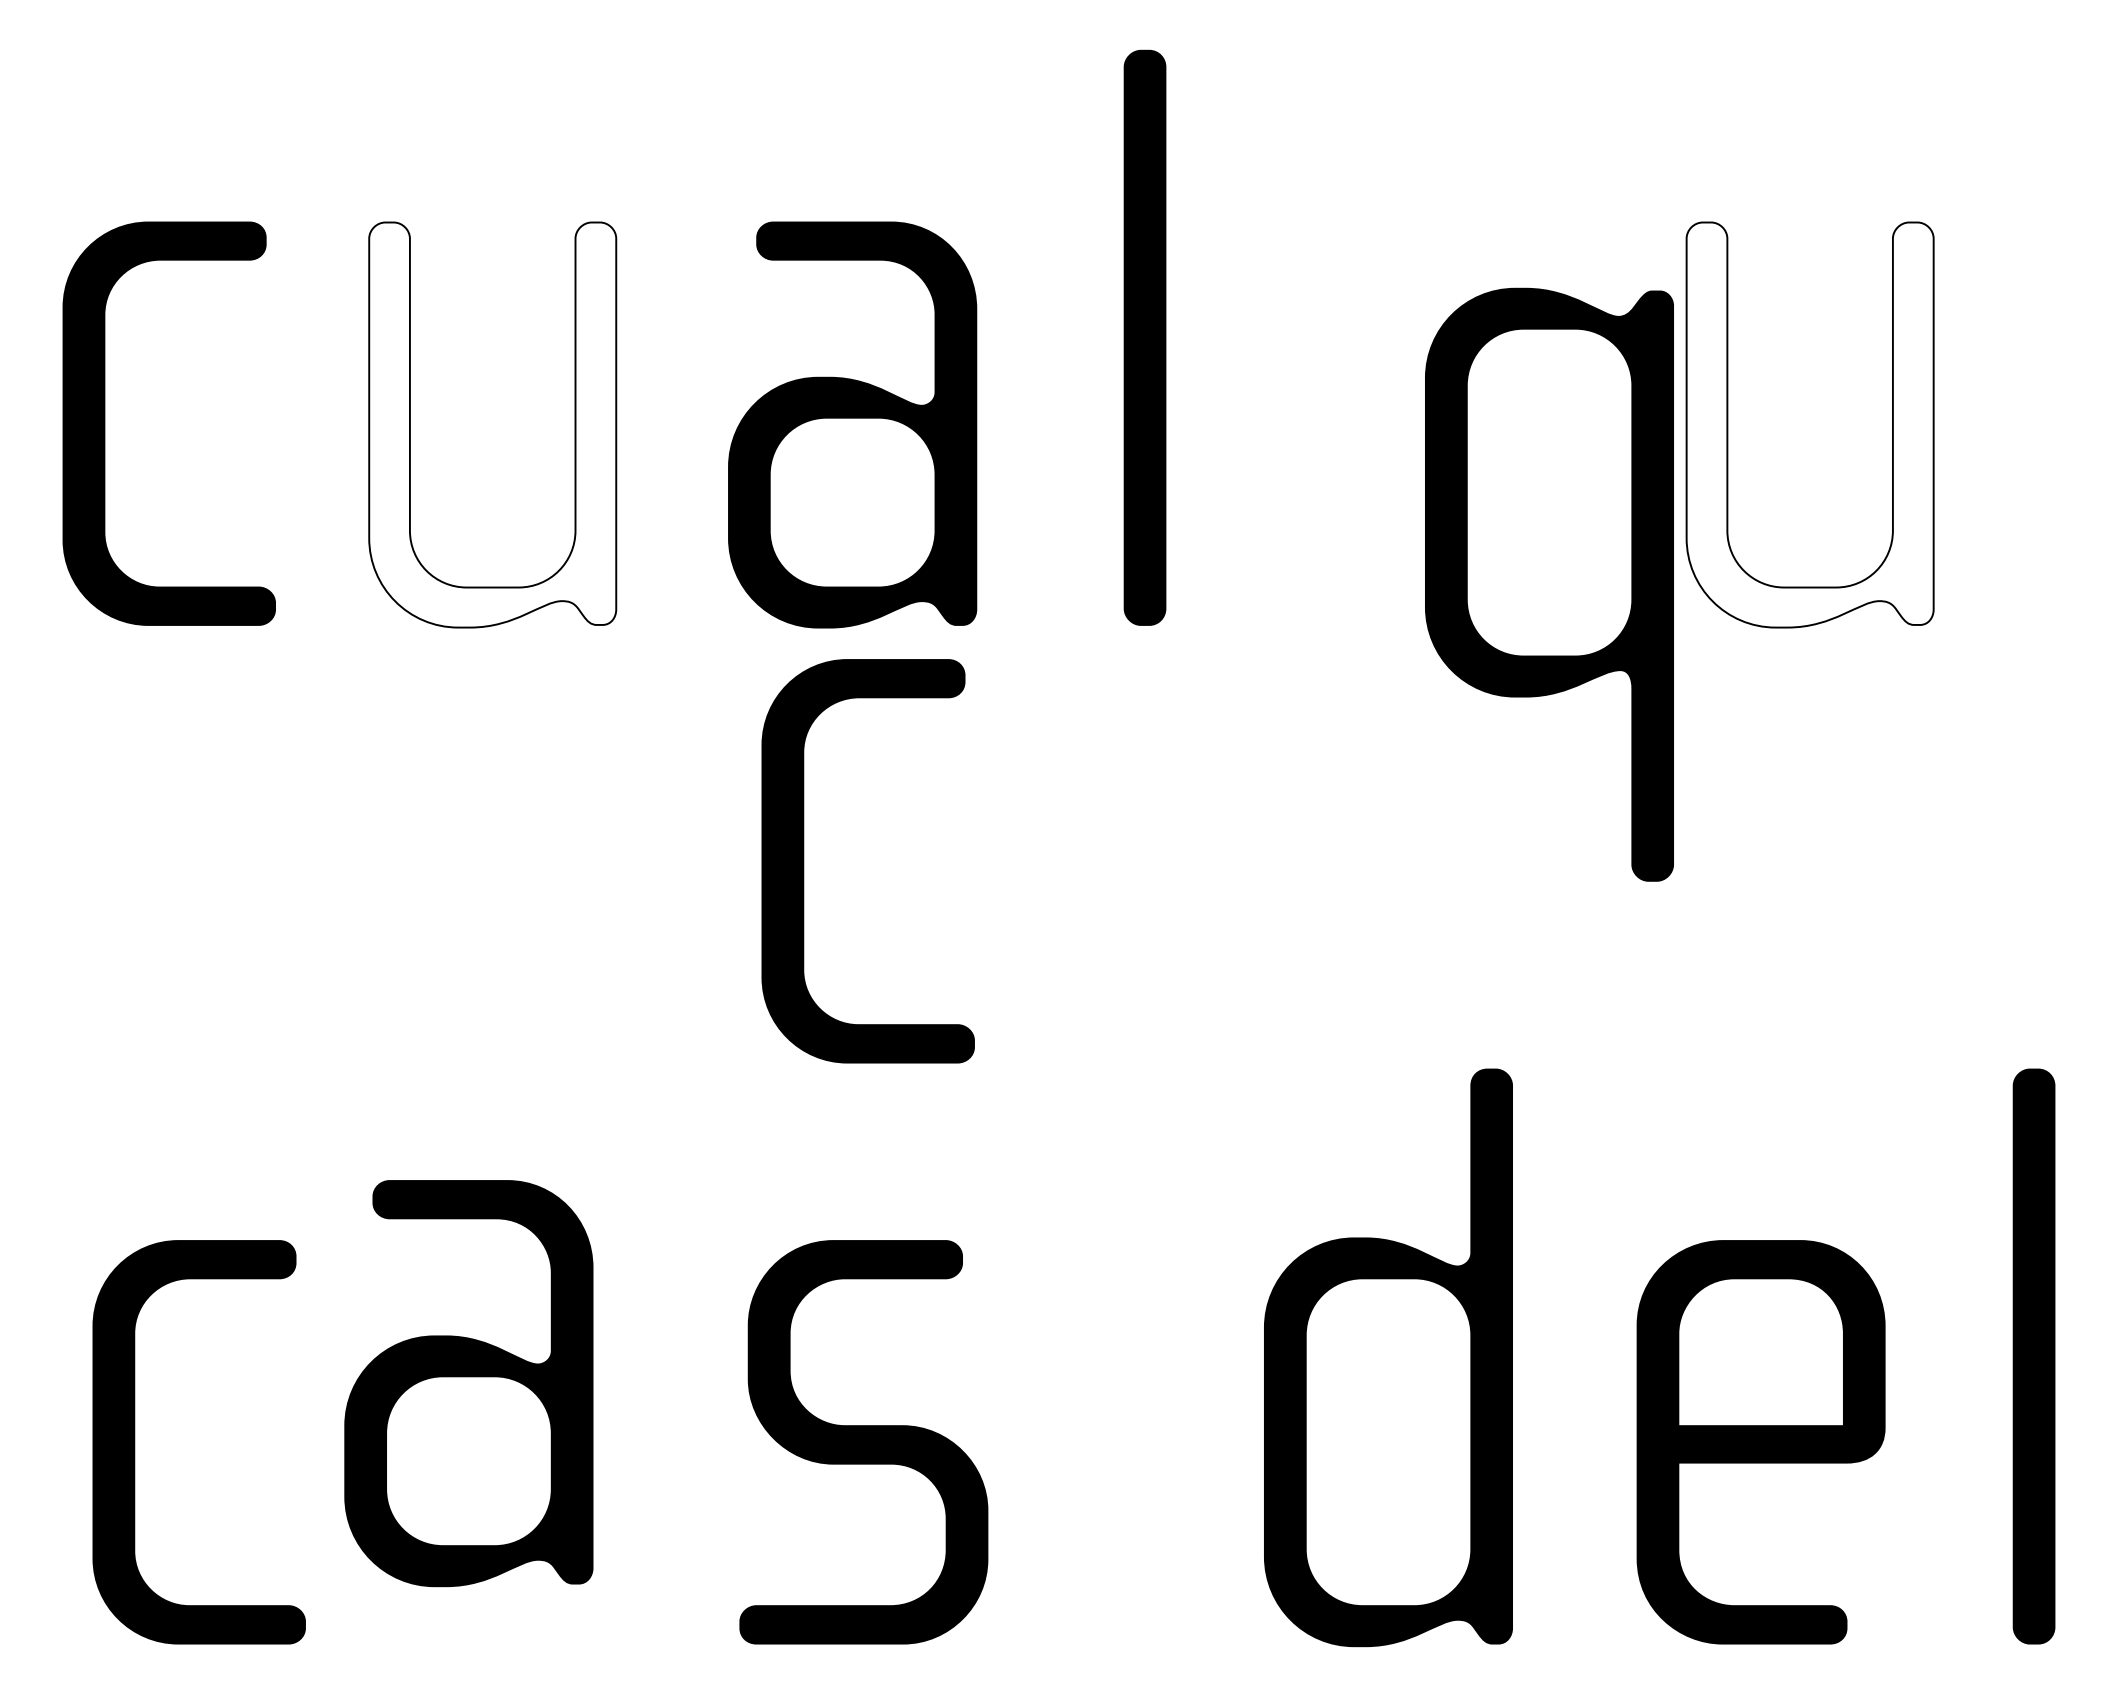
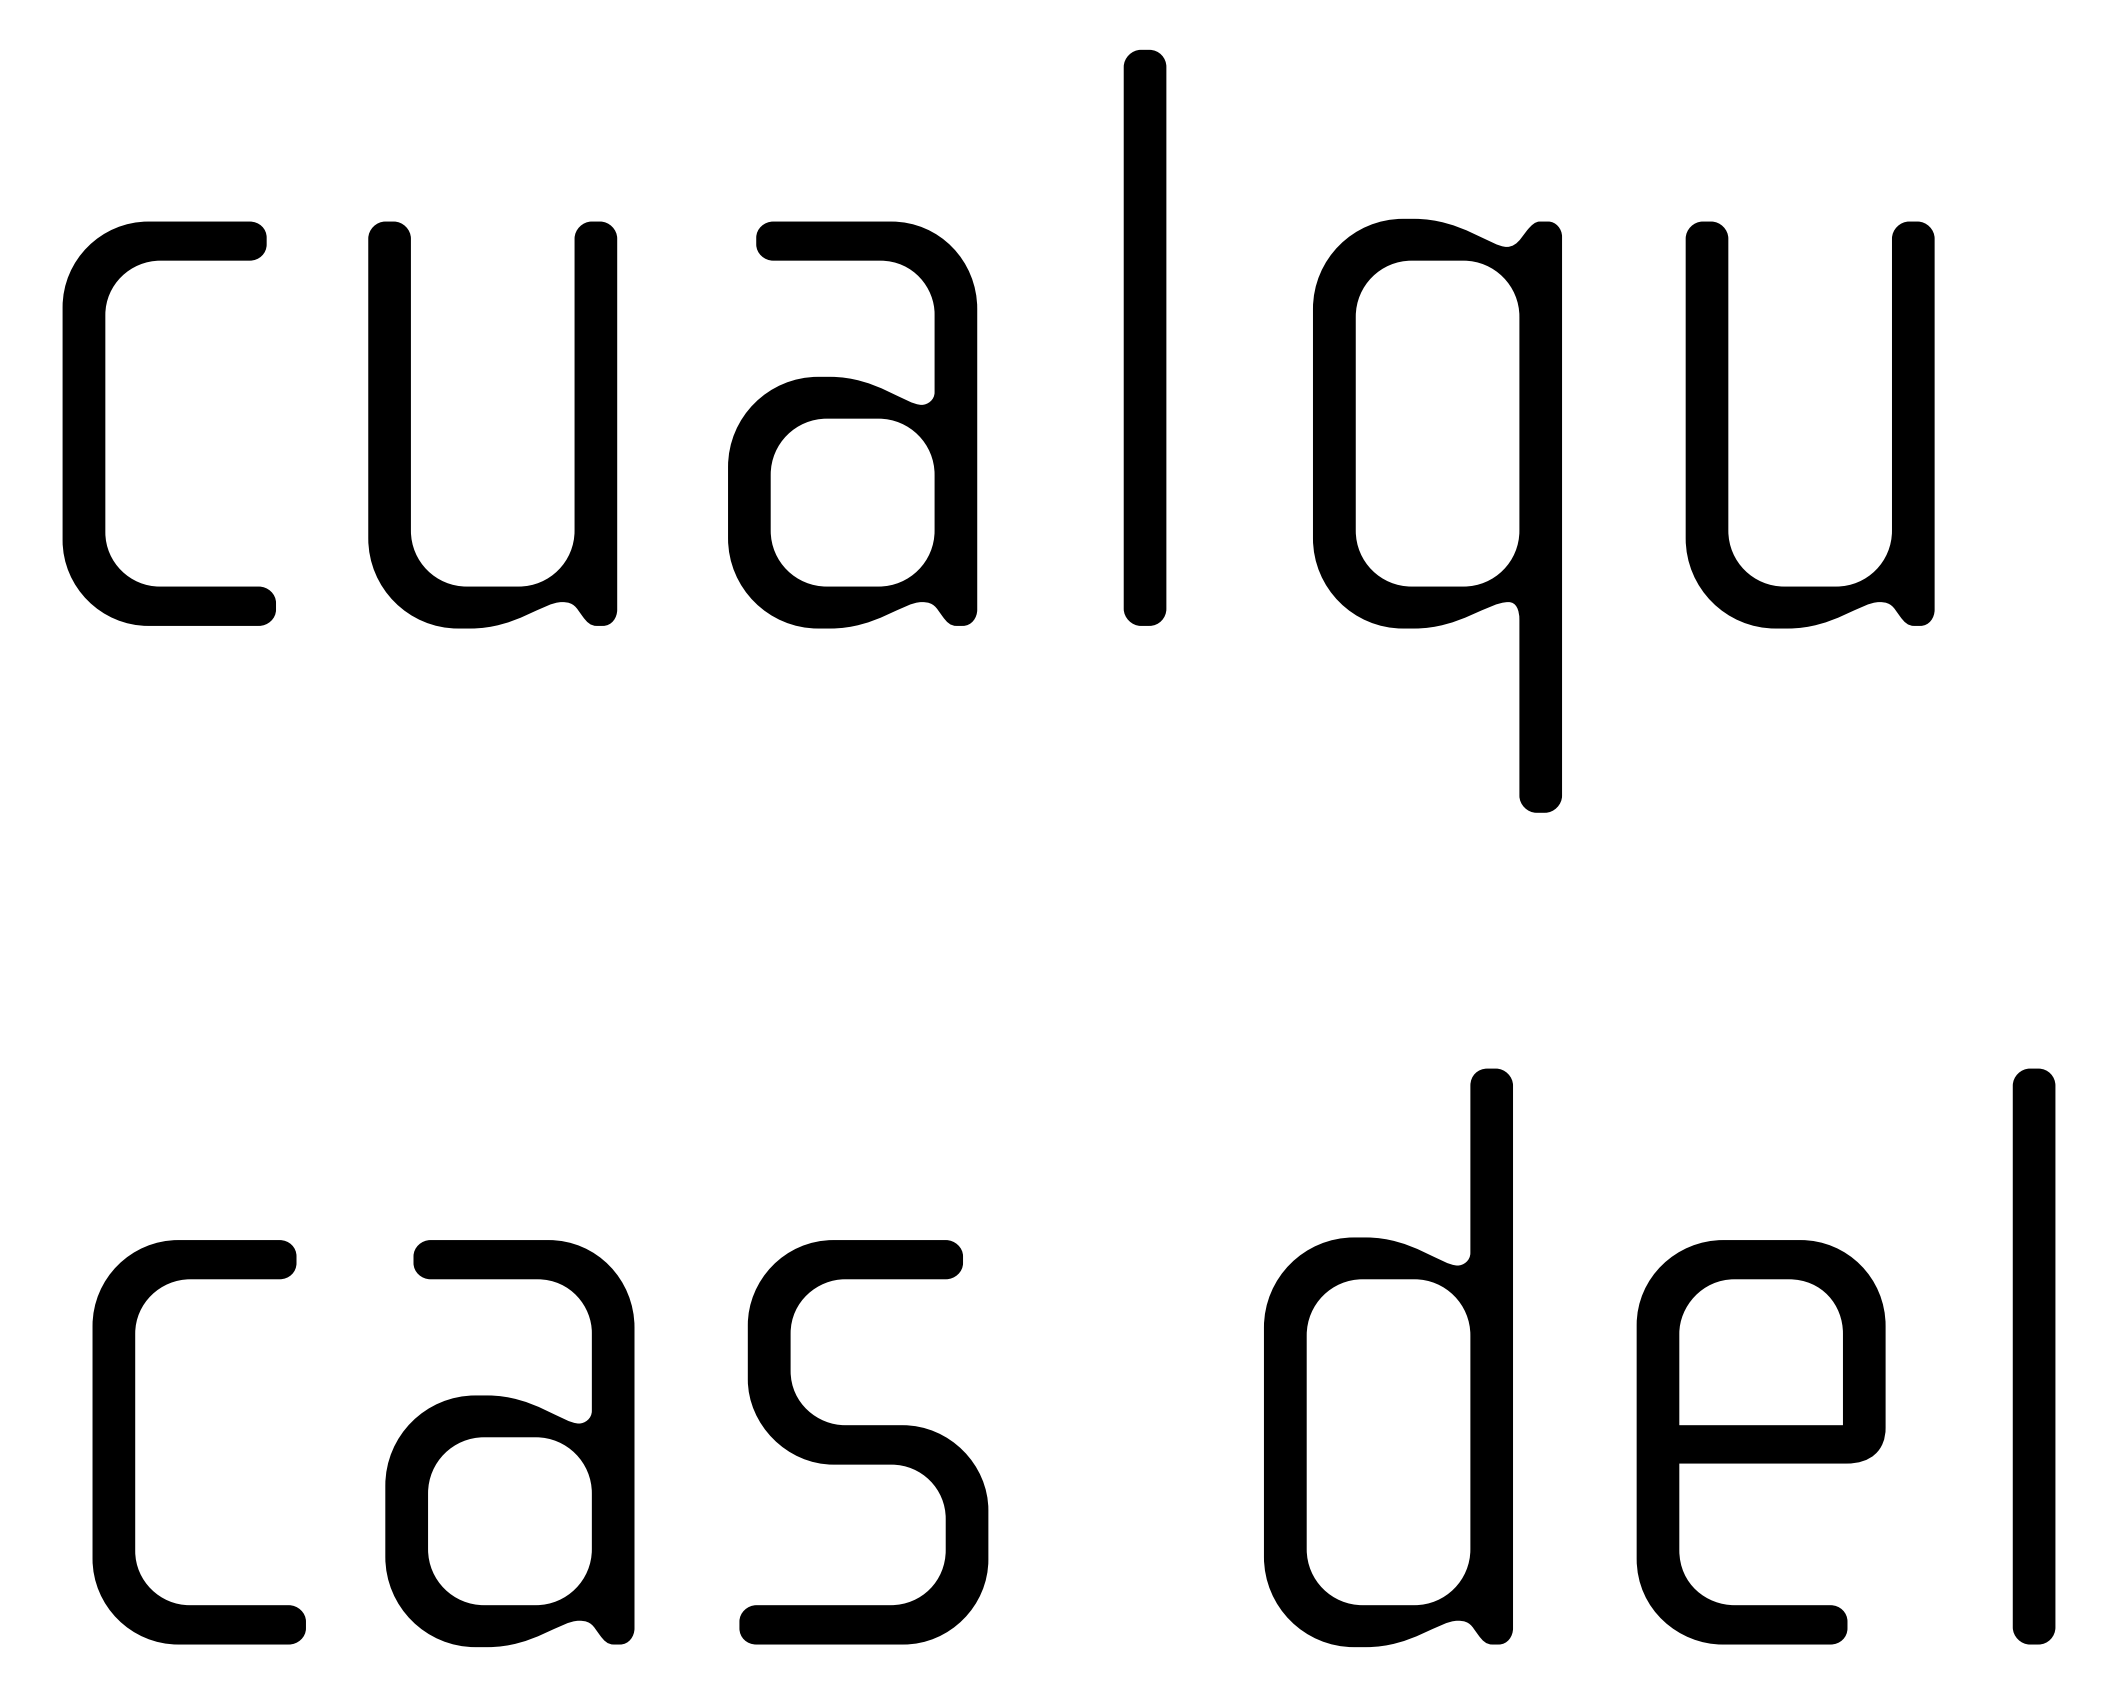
fill: none -> present (492, 424)
fill: none -> present (1809, 424)
part position: (1549, 584) -> (1437, 515) (1437, 515)
part: present -> none (804, 861)
part position: (468, 1383) -> (509, 1443) (509, 1443)
